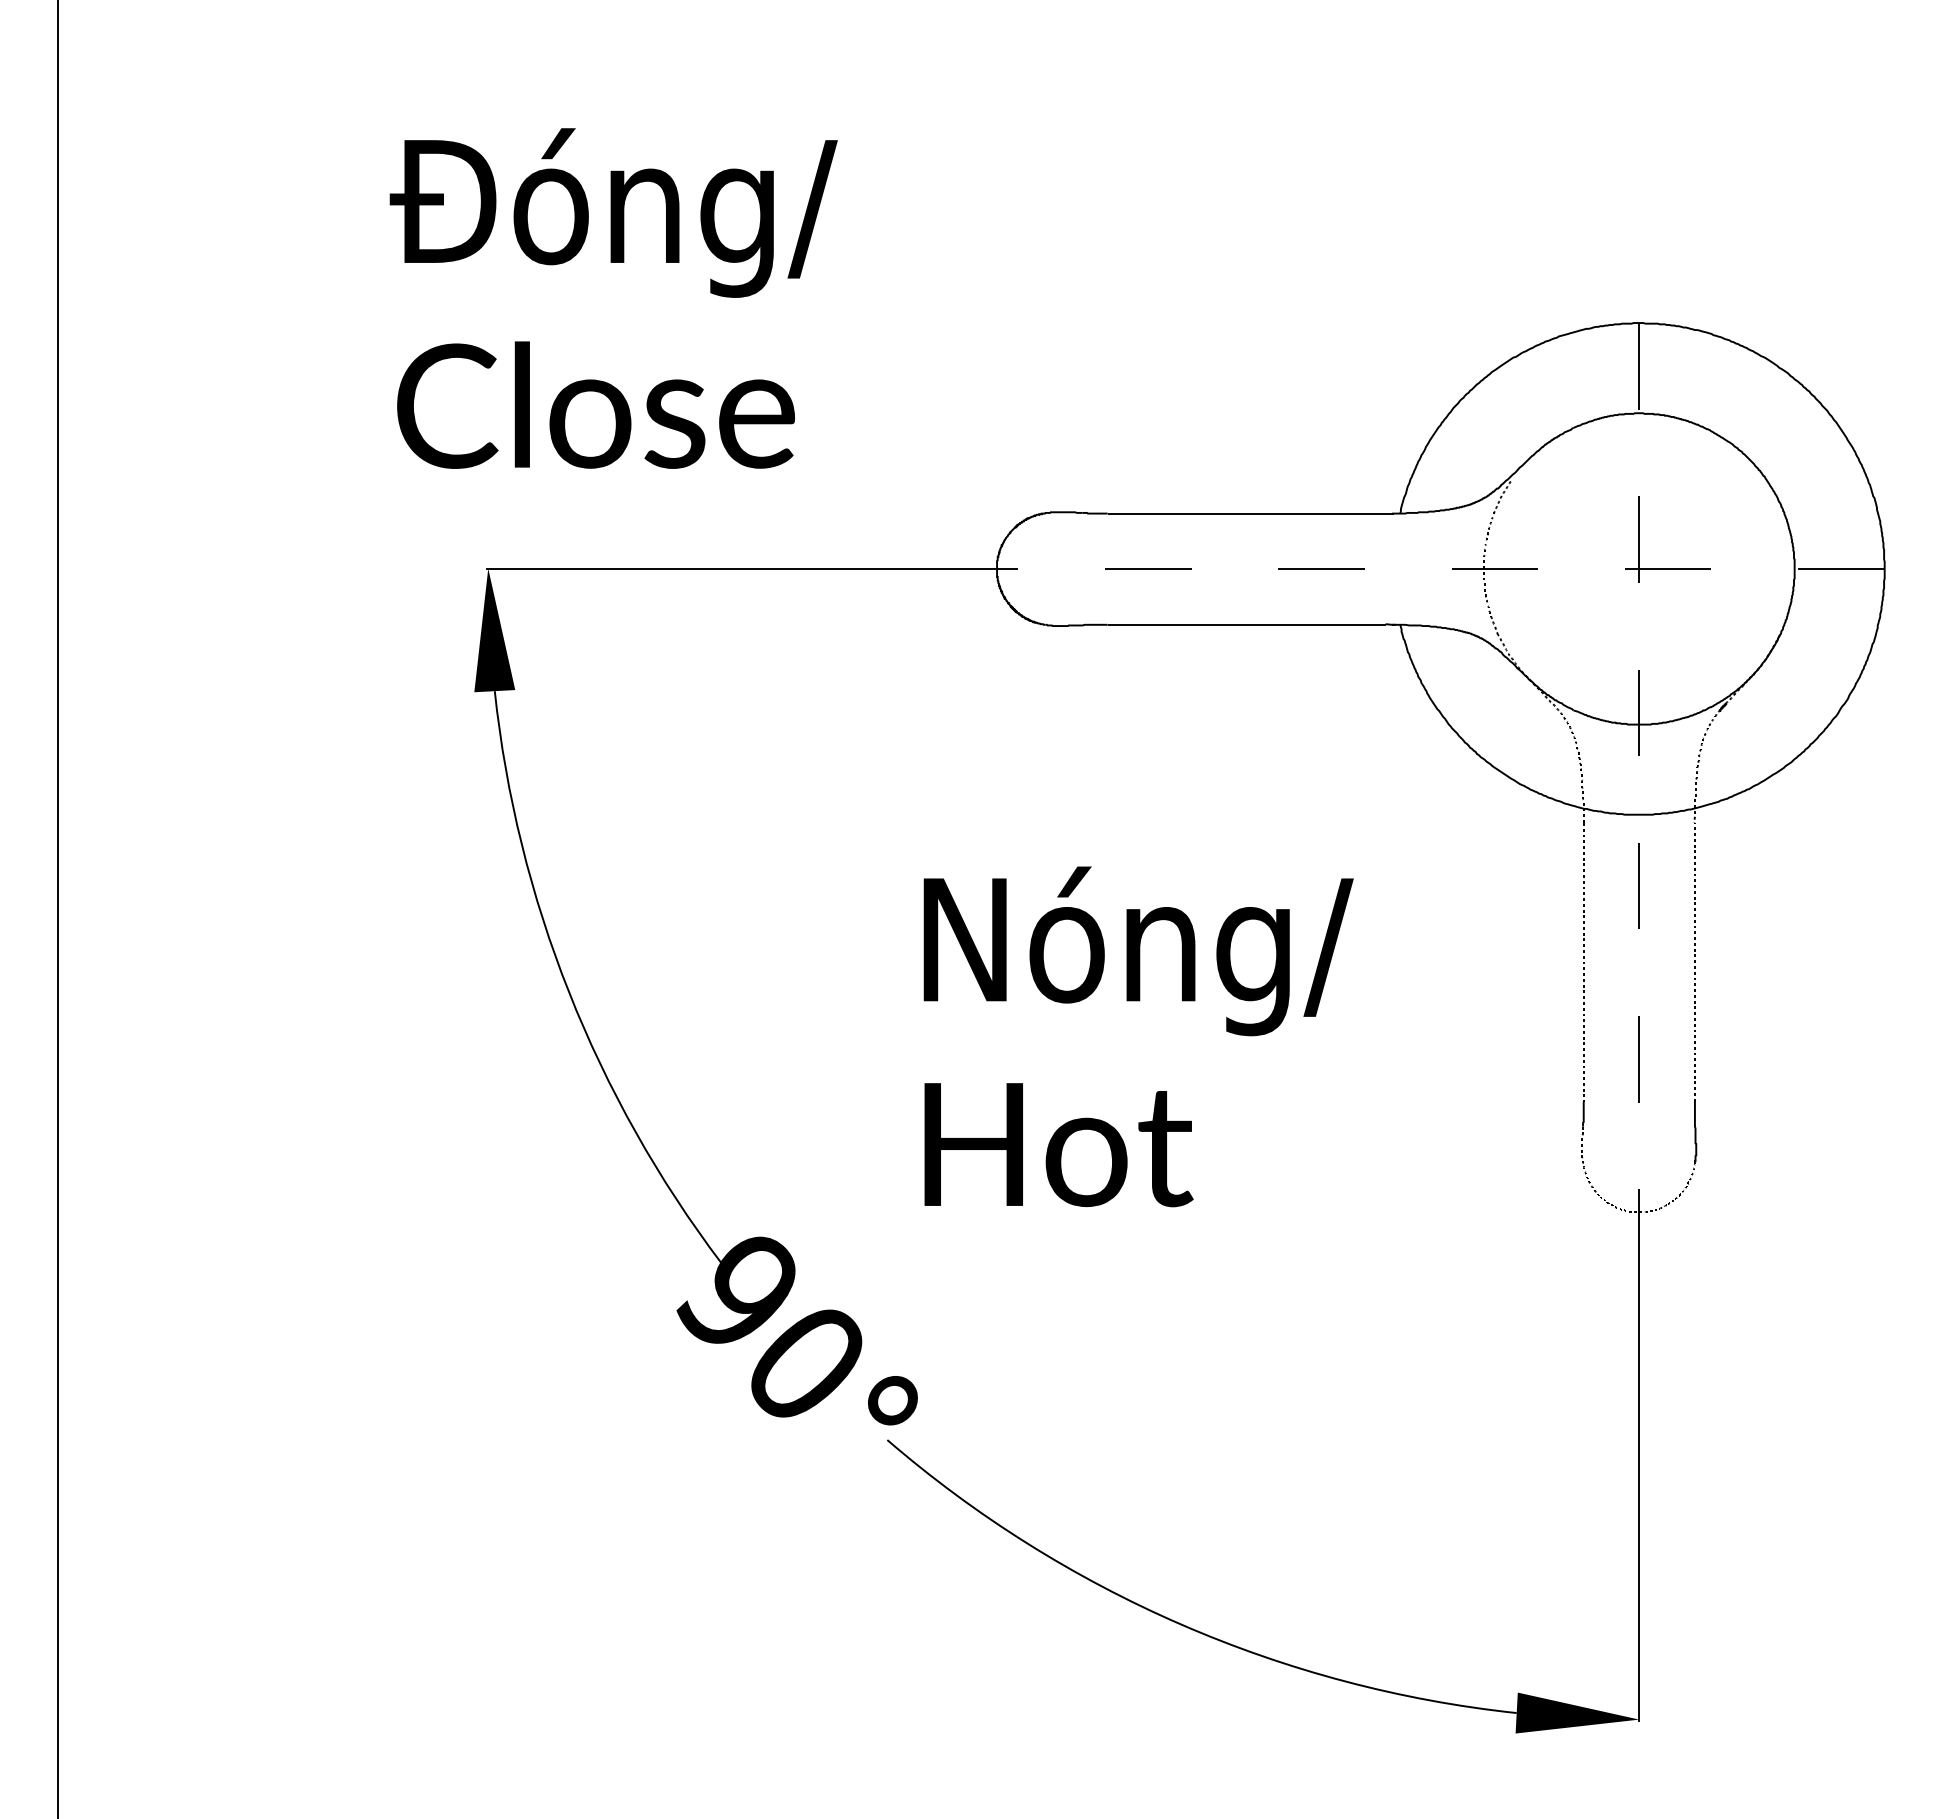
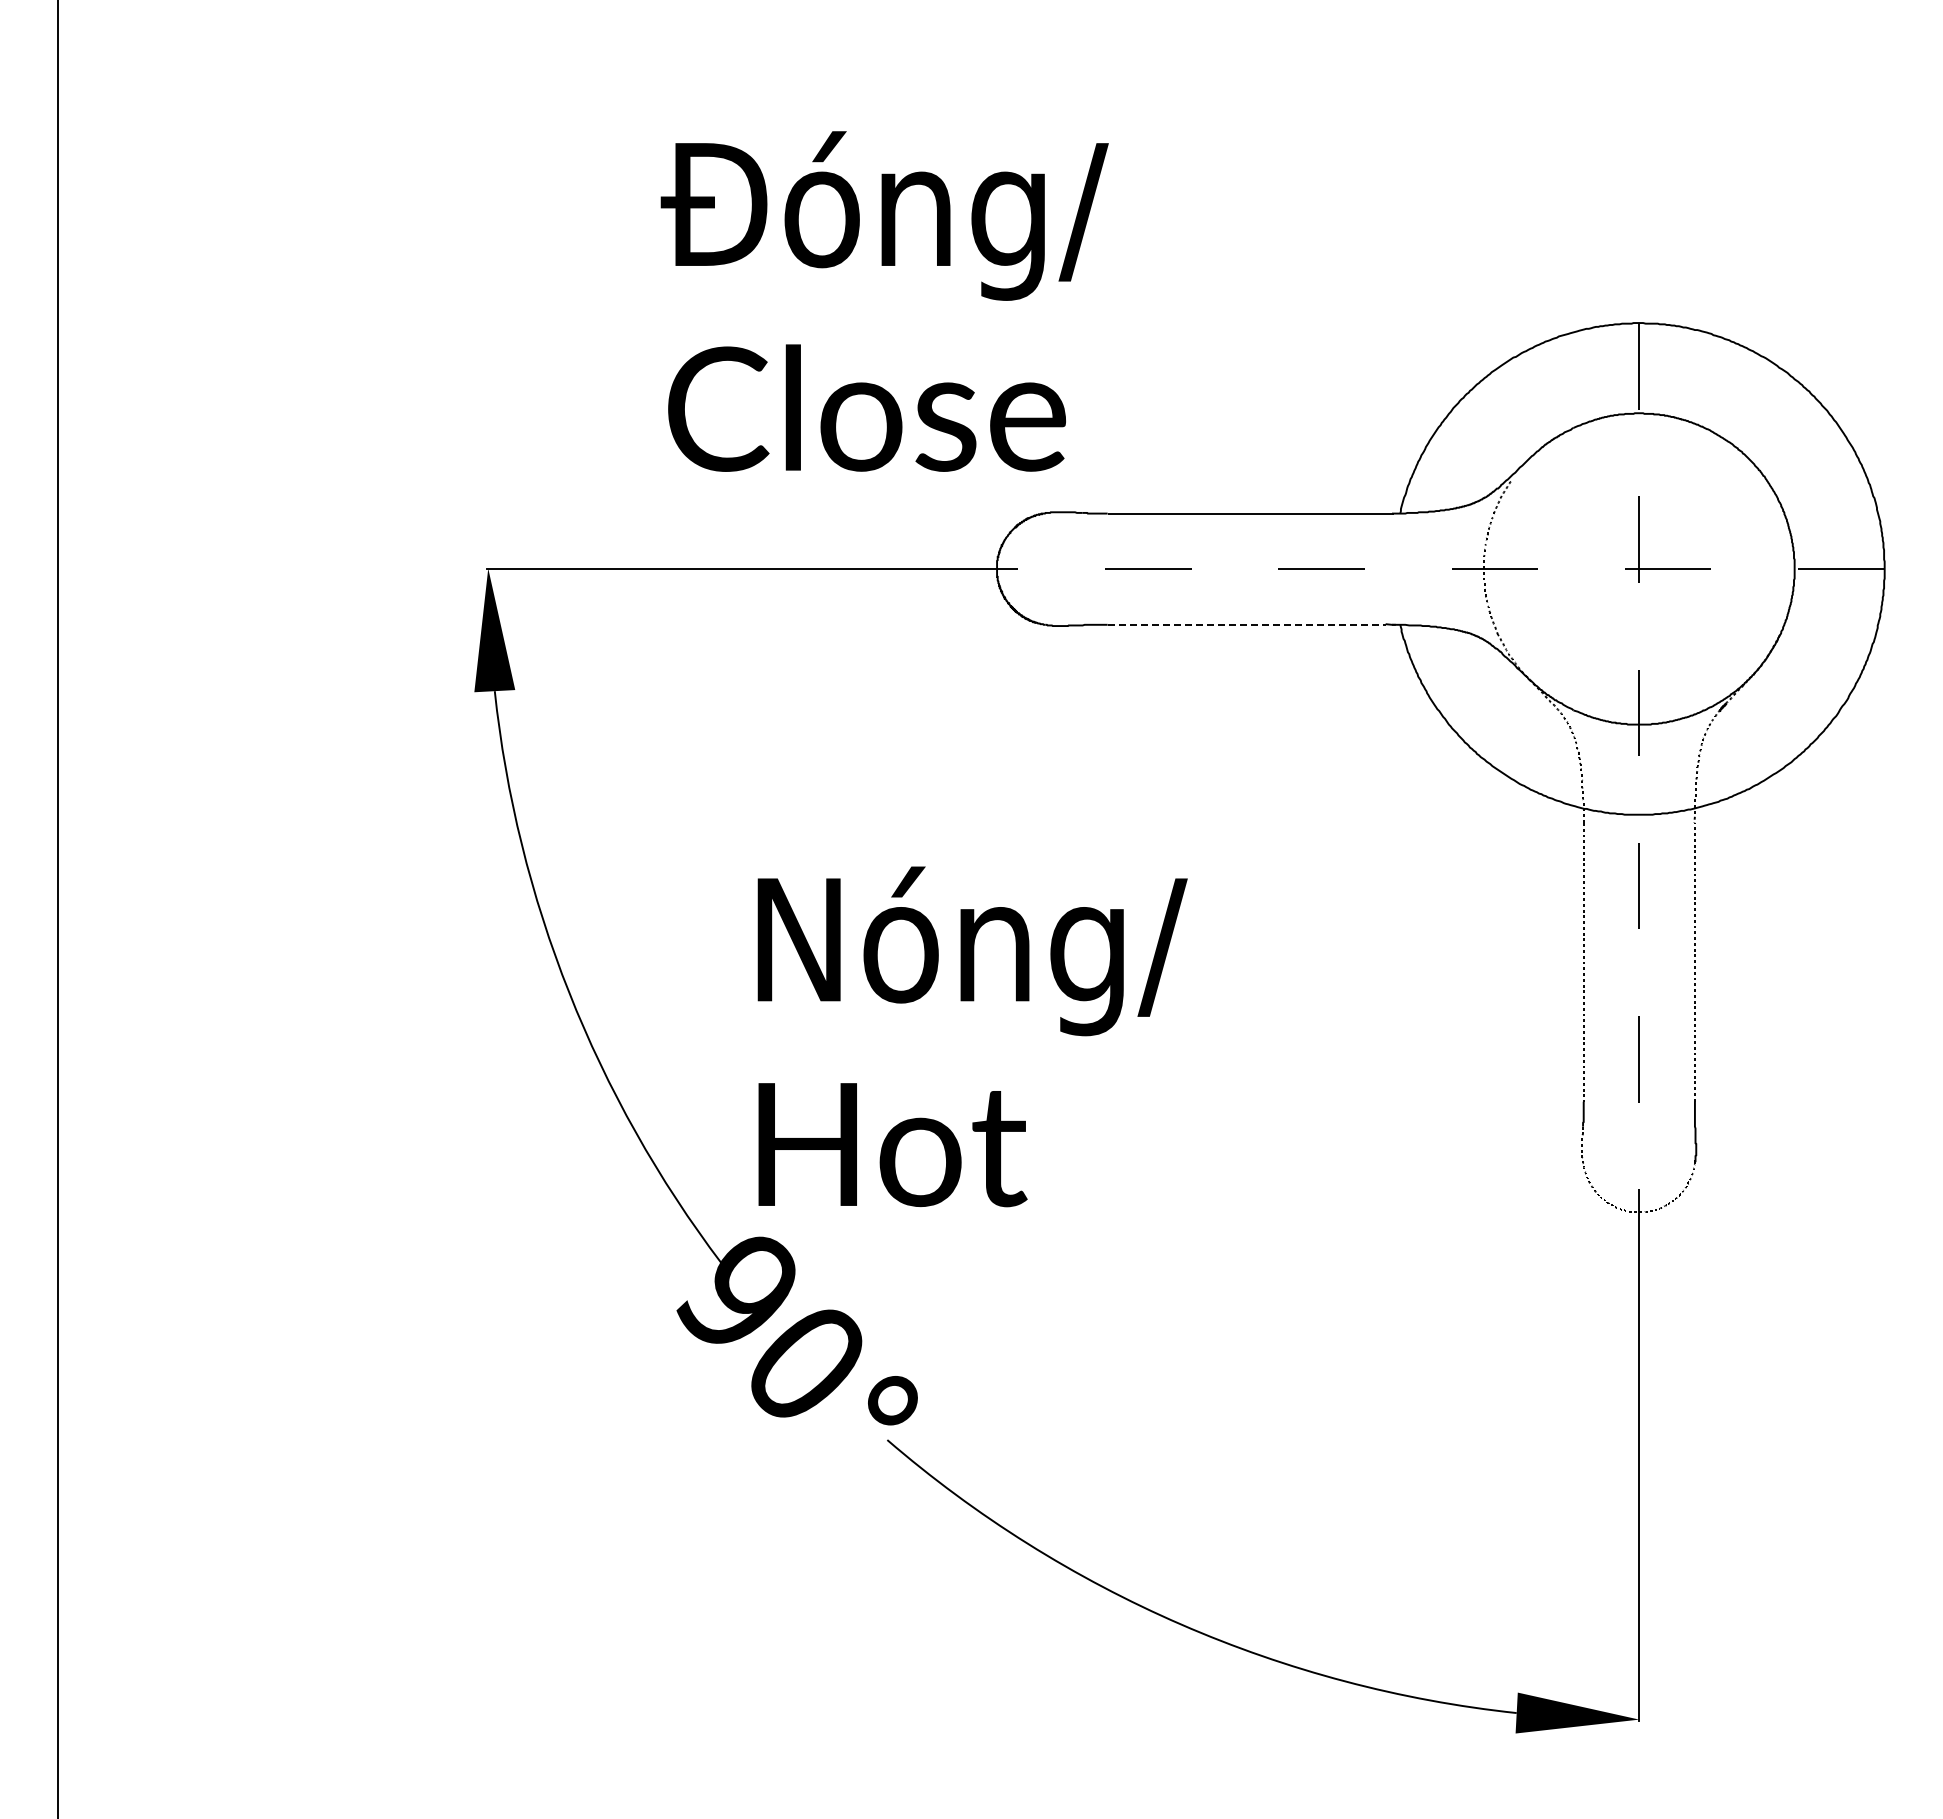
text position: (613, 298) -> (884, 301) (884, 301)
line: solid -> dashed (1246, 624)
text position: (1138, 1036) -> (972, 1036) (972, 1036)
